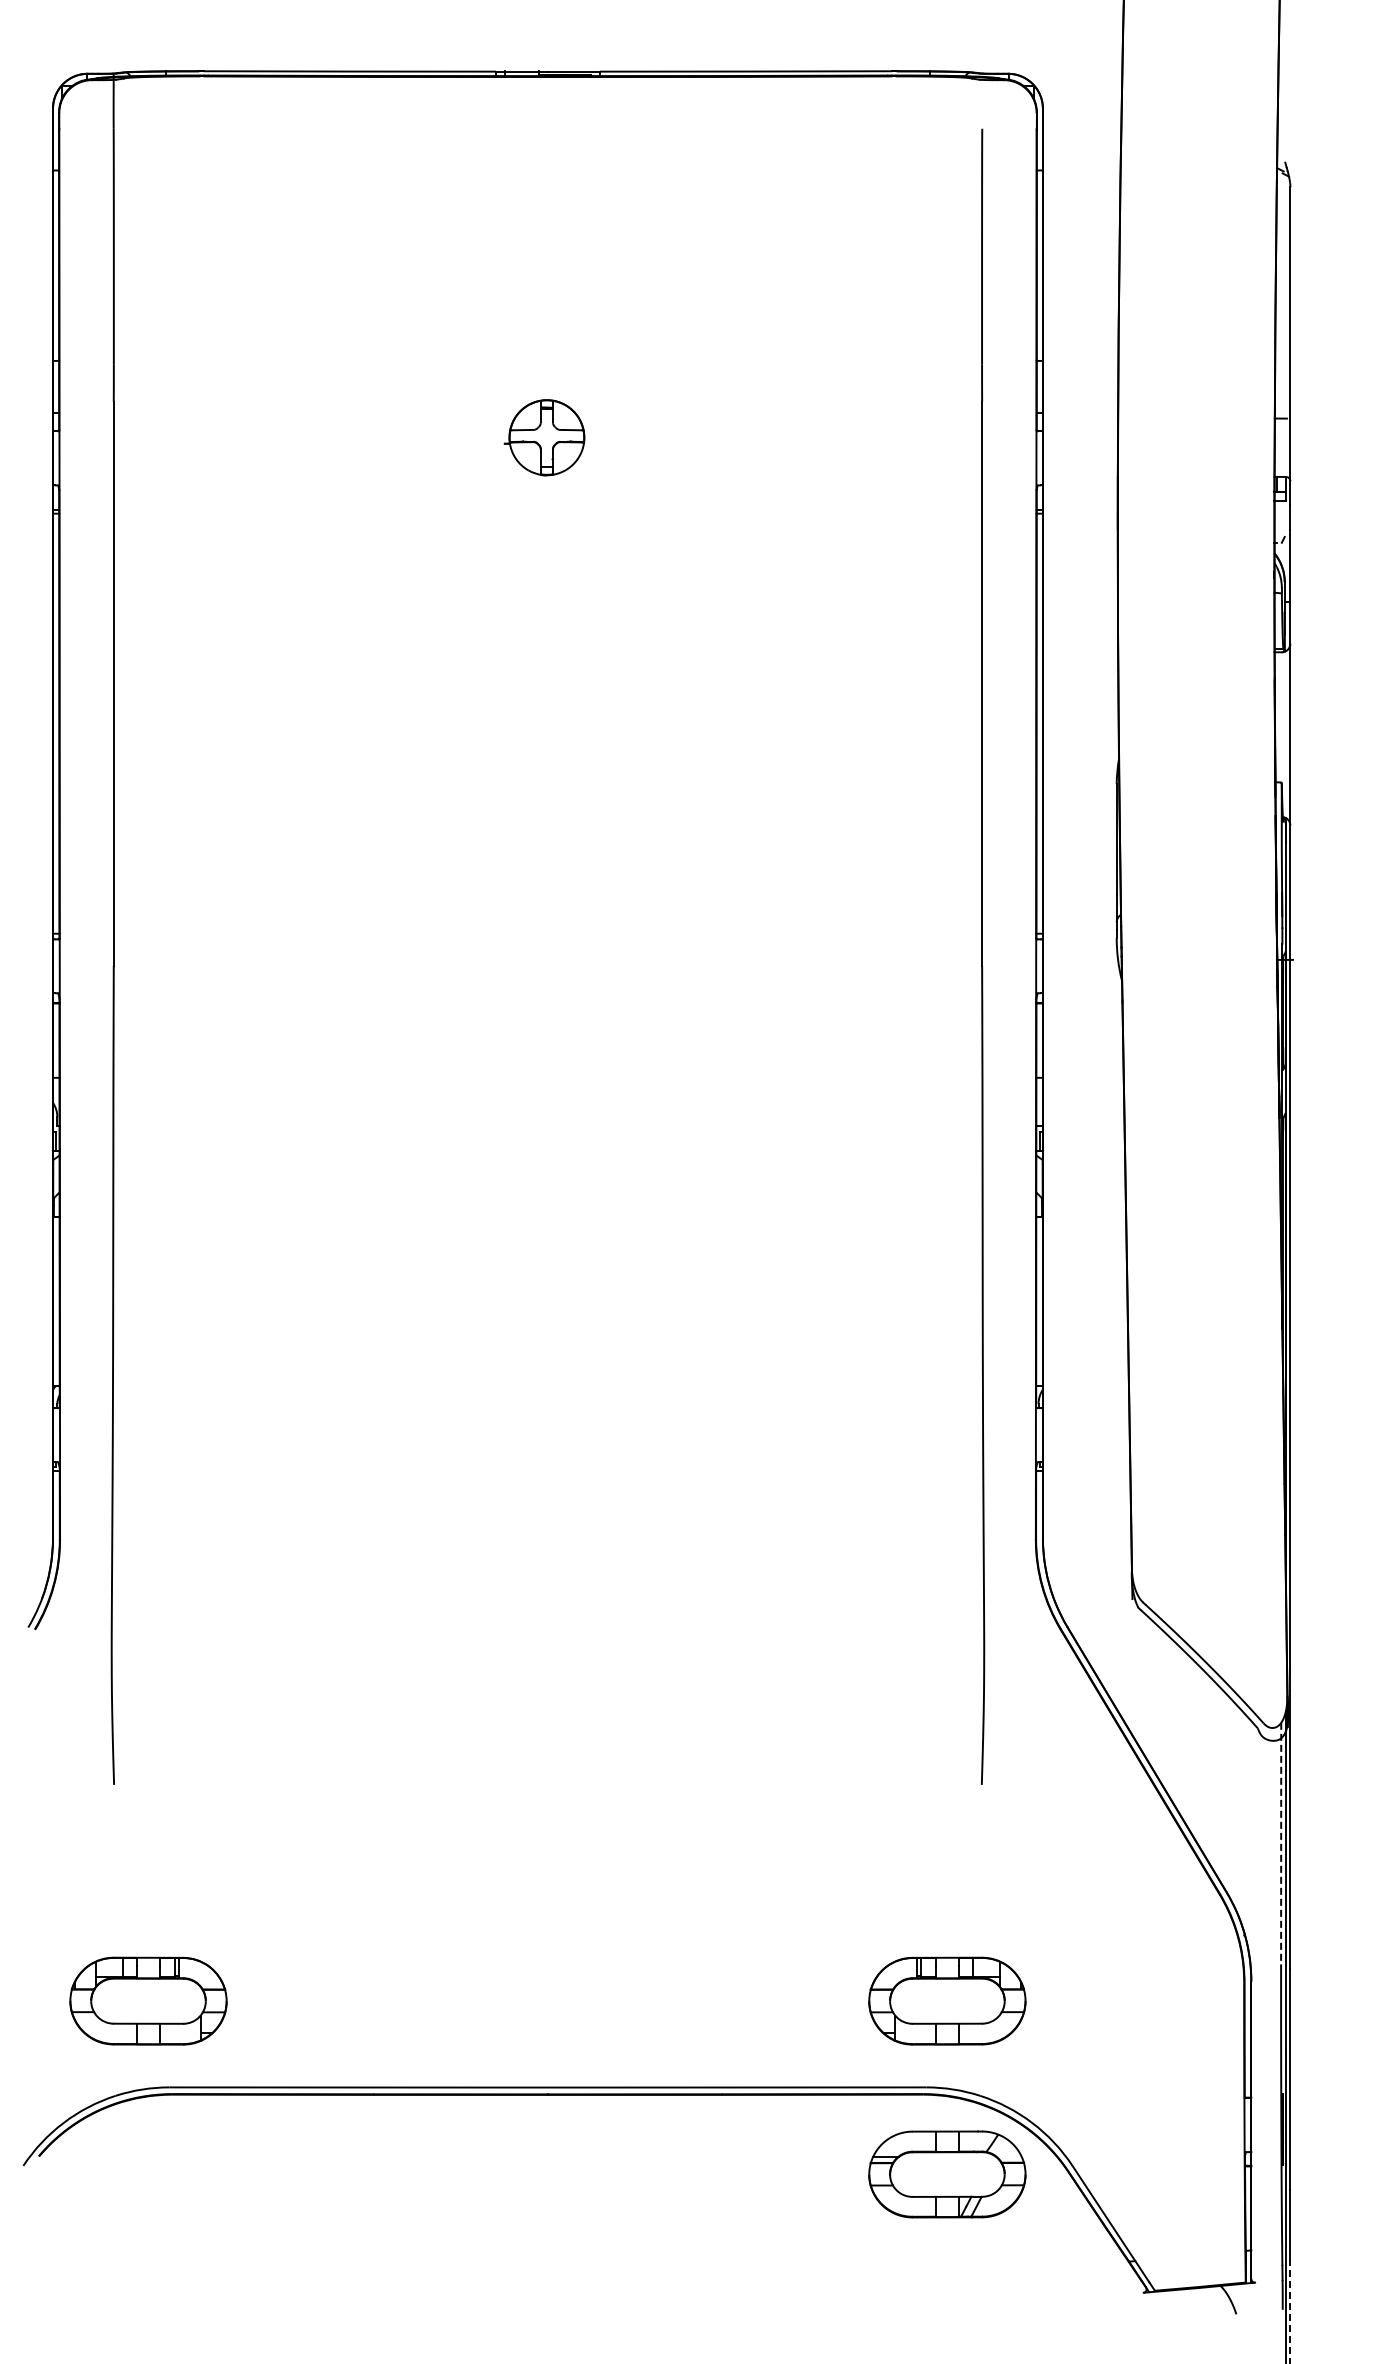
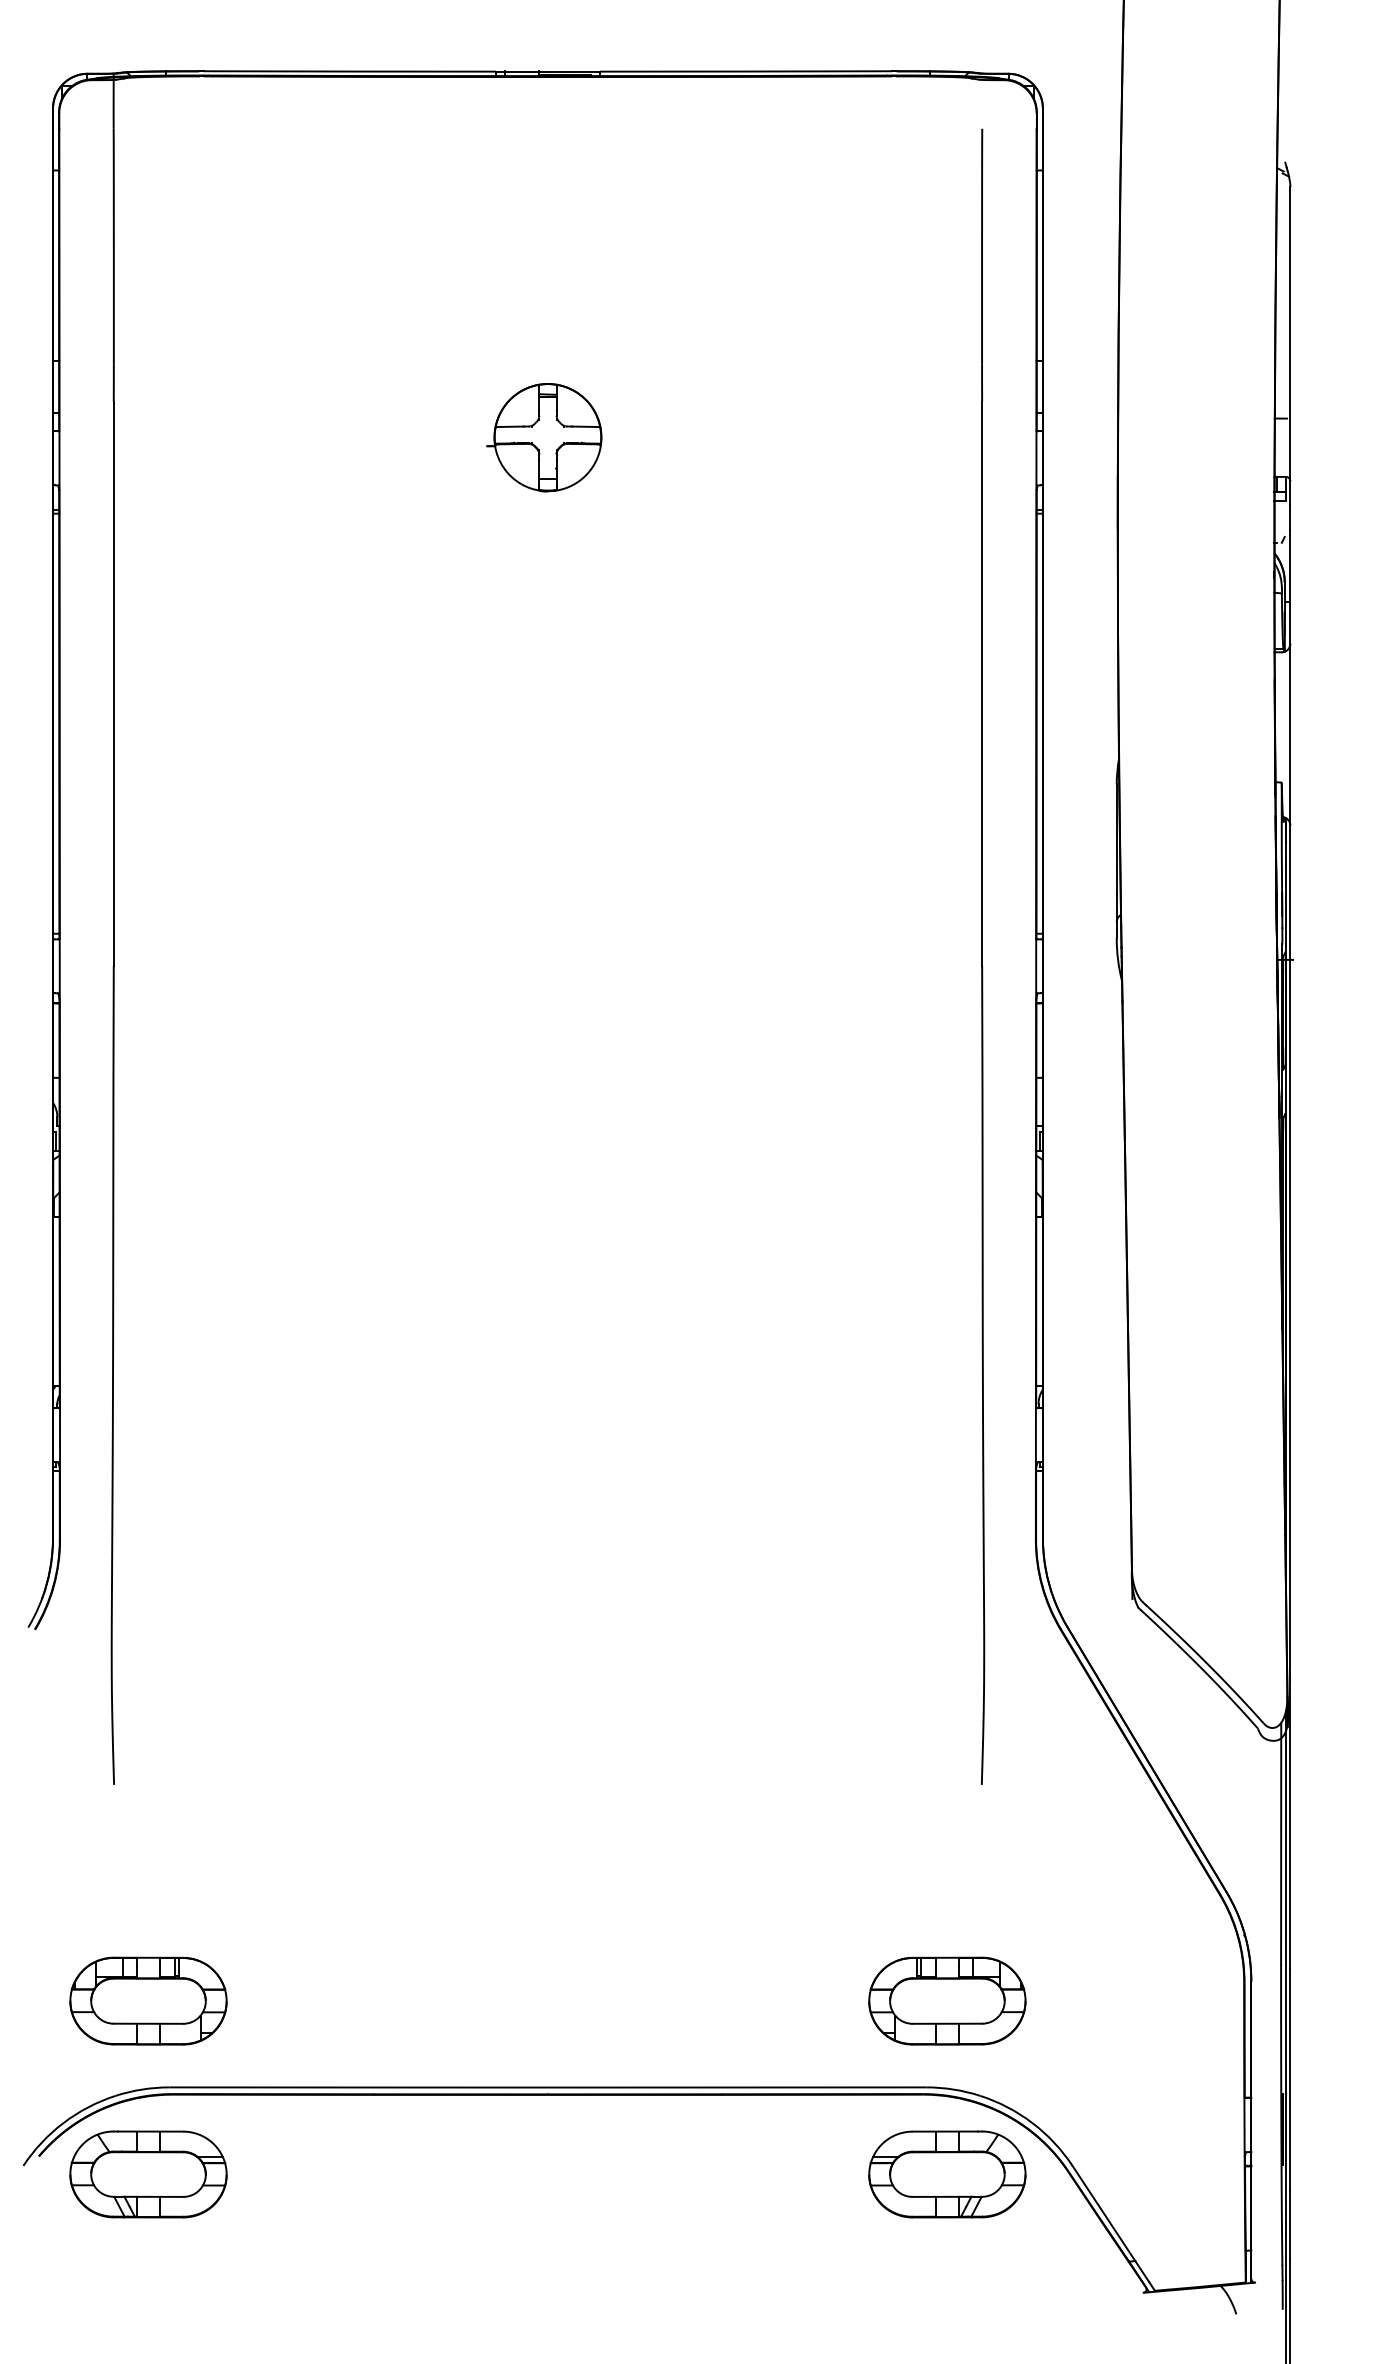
part size: 83x78 px -> 117x110 px (544, 437)
line: dashed -> solid (1281, 1843)
part: none -> present (148, 2174)
line: dashed -> solid (1290, 2310)
